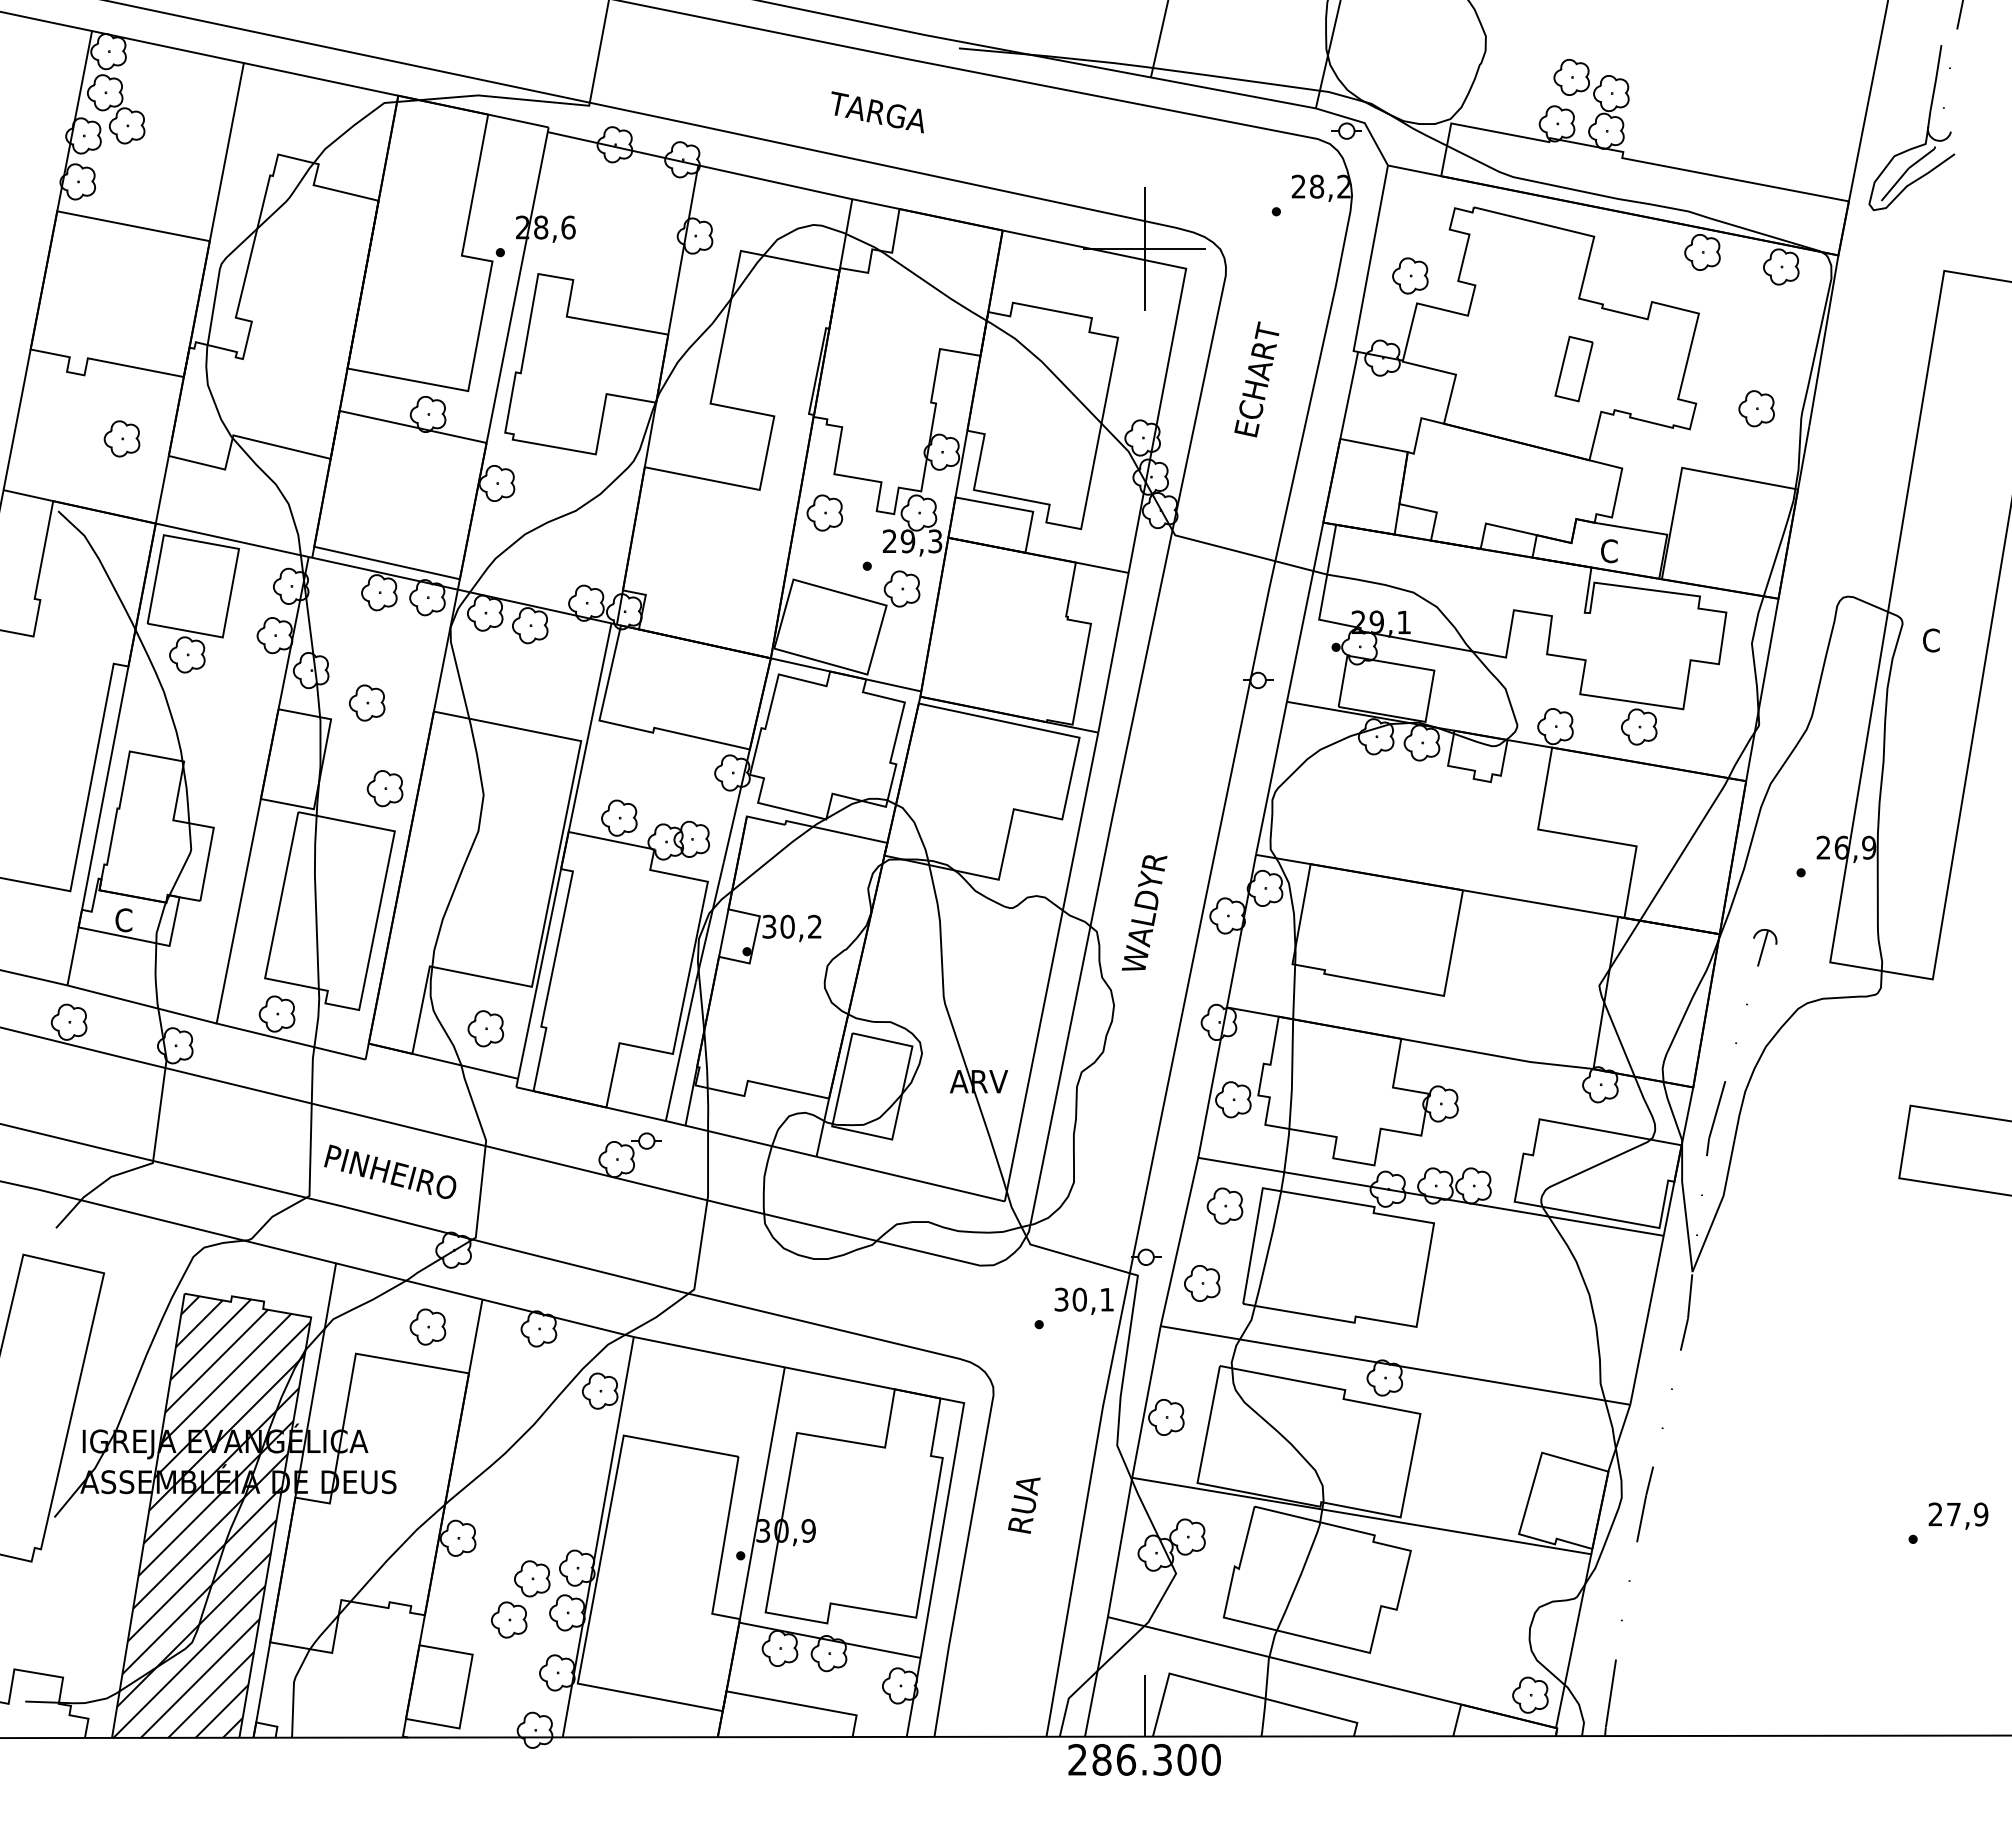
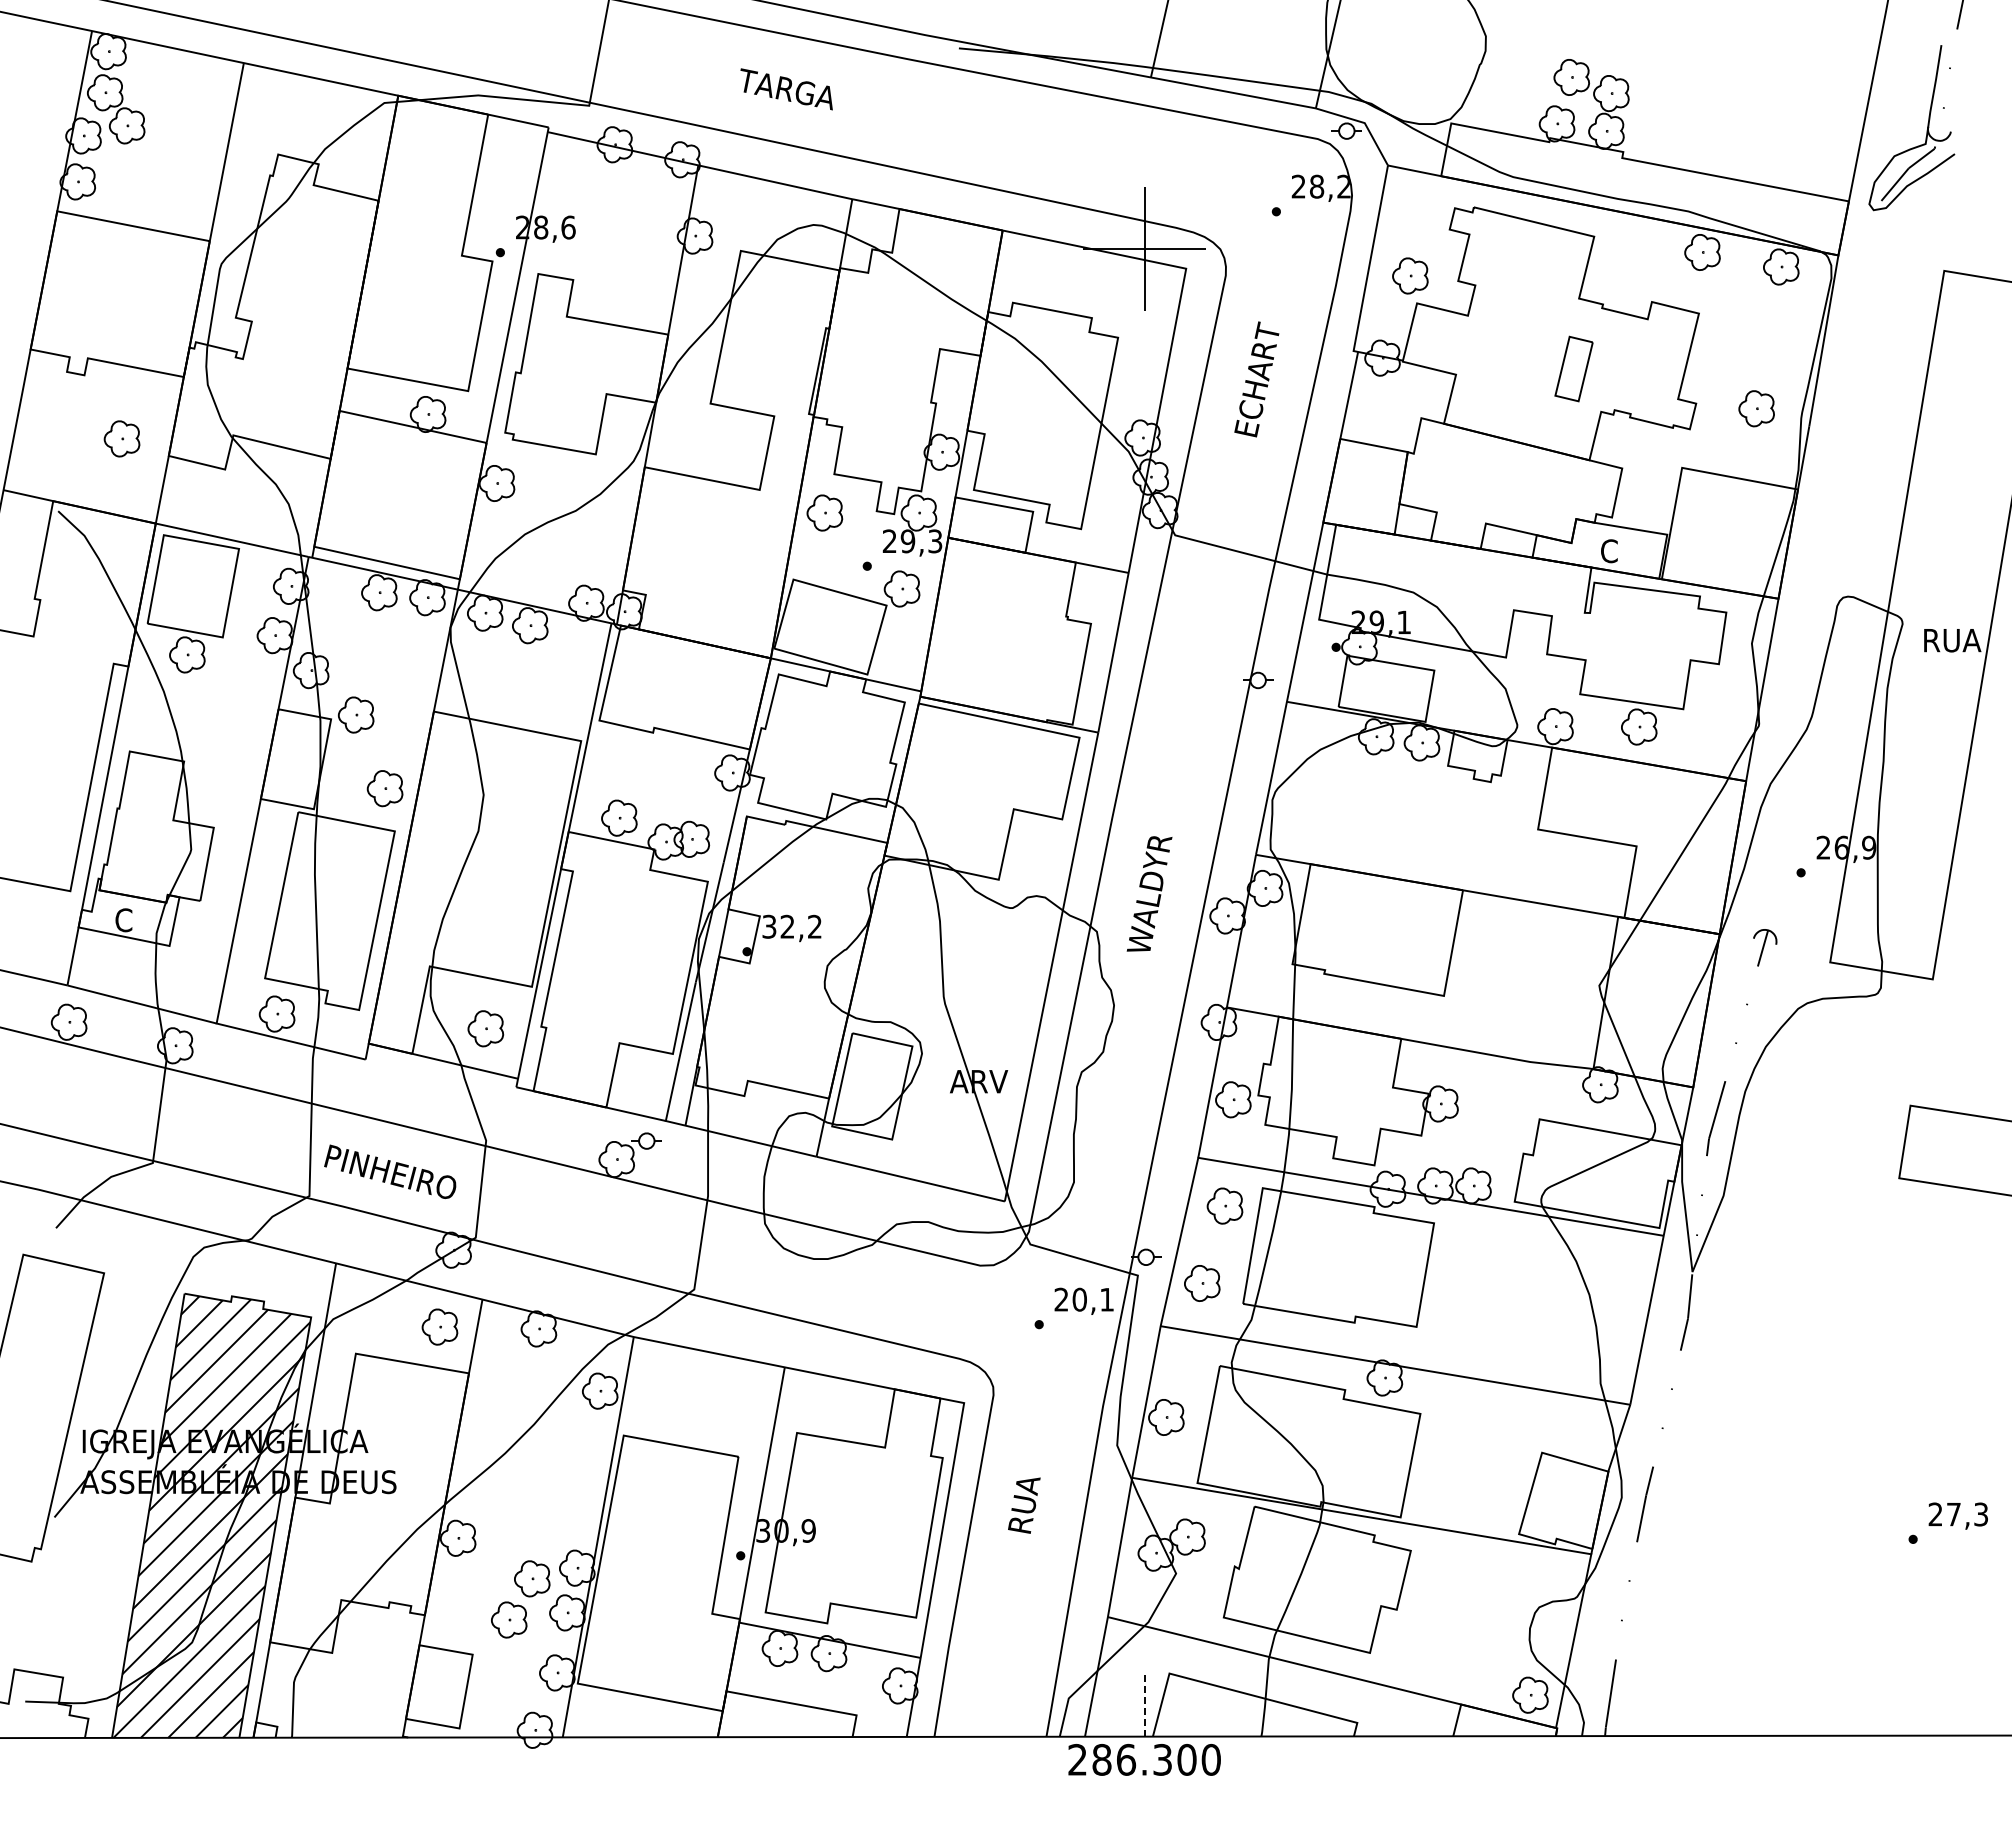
text position: (877, 112) -> (786, 89) (786, 89)
text: C -> RUA (1952, 640)
part position: (366, 702) -> (355, 714) (355, 714)
text position: (1144, 912) -> (1149, 893) (1149, 893)
text: 30,2 -> 32,2 (787, 926)
text: 30,1 -> 20,1 (1061, 1299)
part position: (427, 1326) -> (439, 1326) (439, 1326)
text: 27,9 -> 27,3 (1981, 1514)
line: solid -> dashed (1144, 1705)
